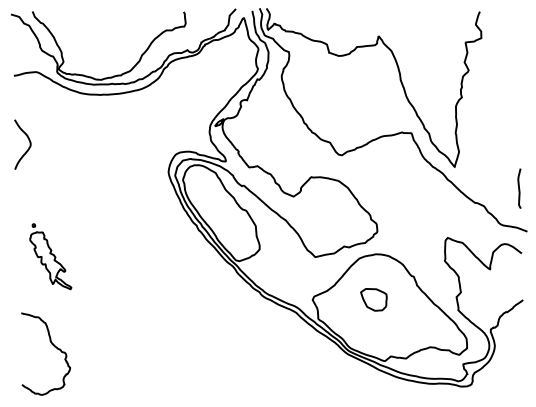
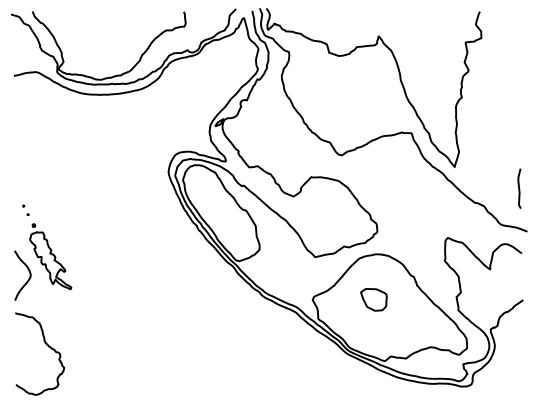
curve position: (28, 147) -> (28, 278) (28, 278)
part: none -> present (25, 209)
curve position: (52, 345) -> (46, 345) (46, 345)
